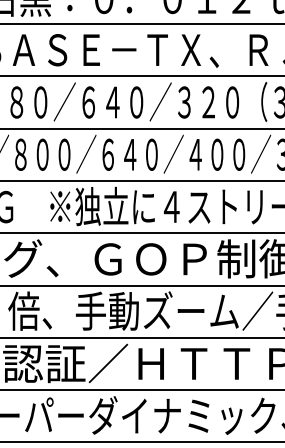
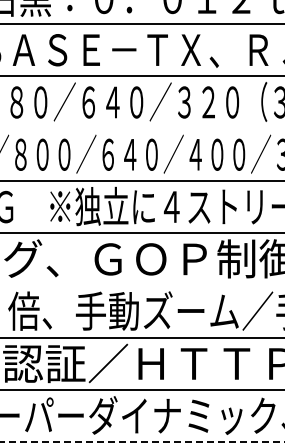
line: present -> none (141, 128)
line: present -> none (141, 285)
line: solid -> dashed (142, 442)
